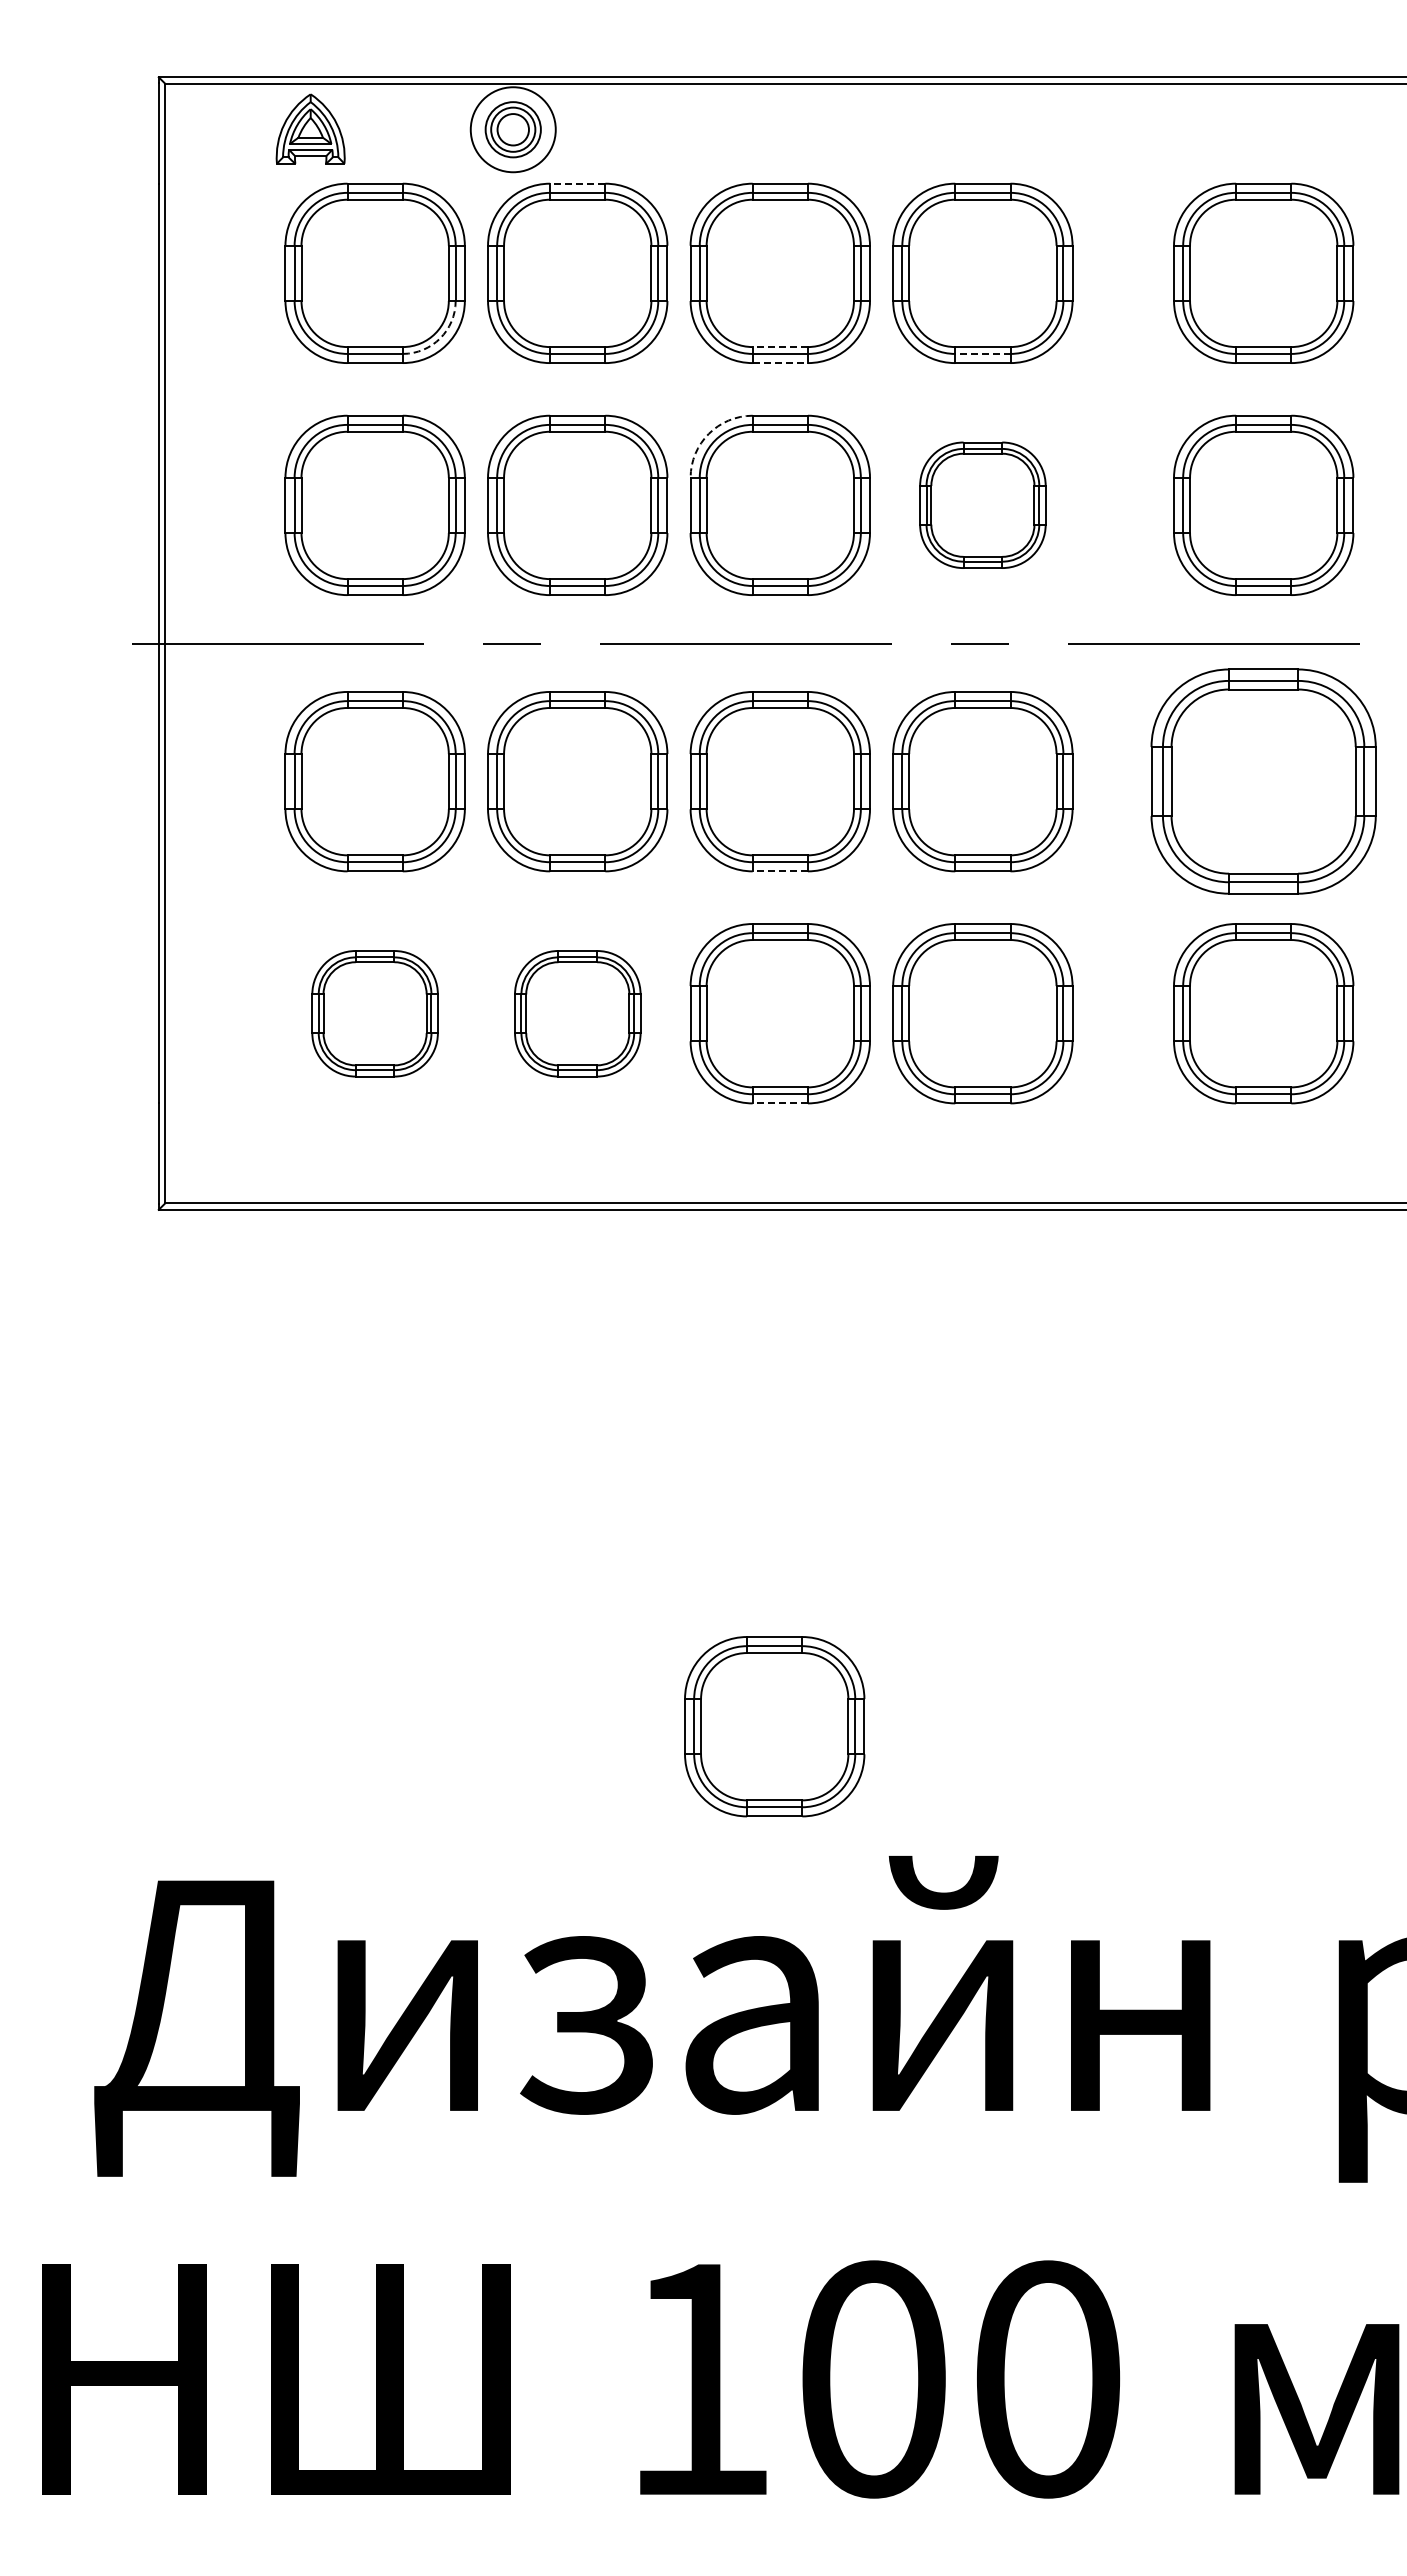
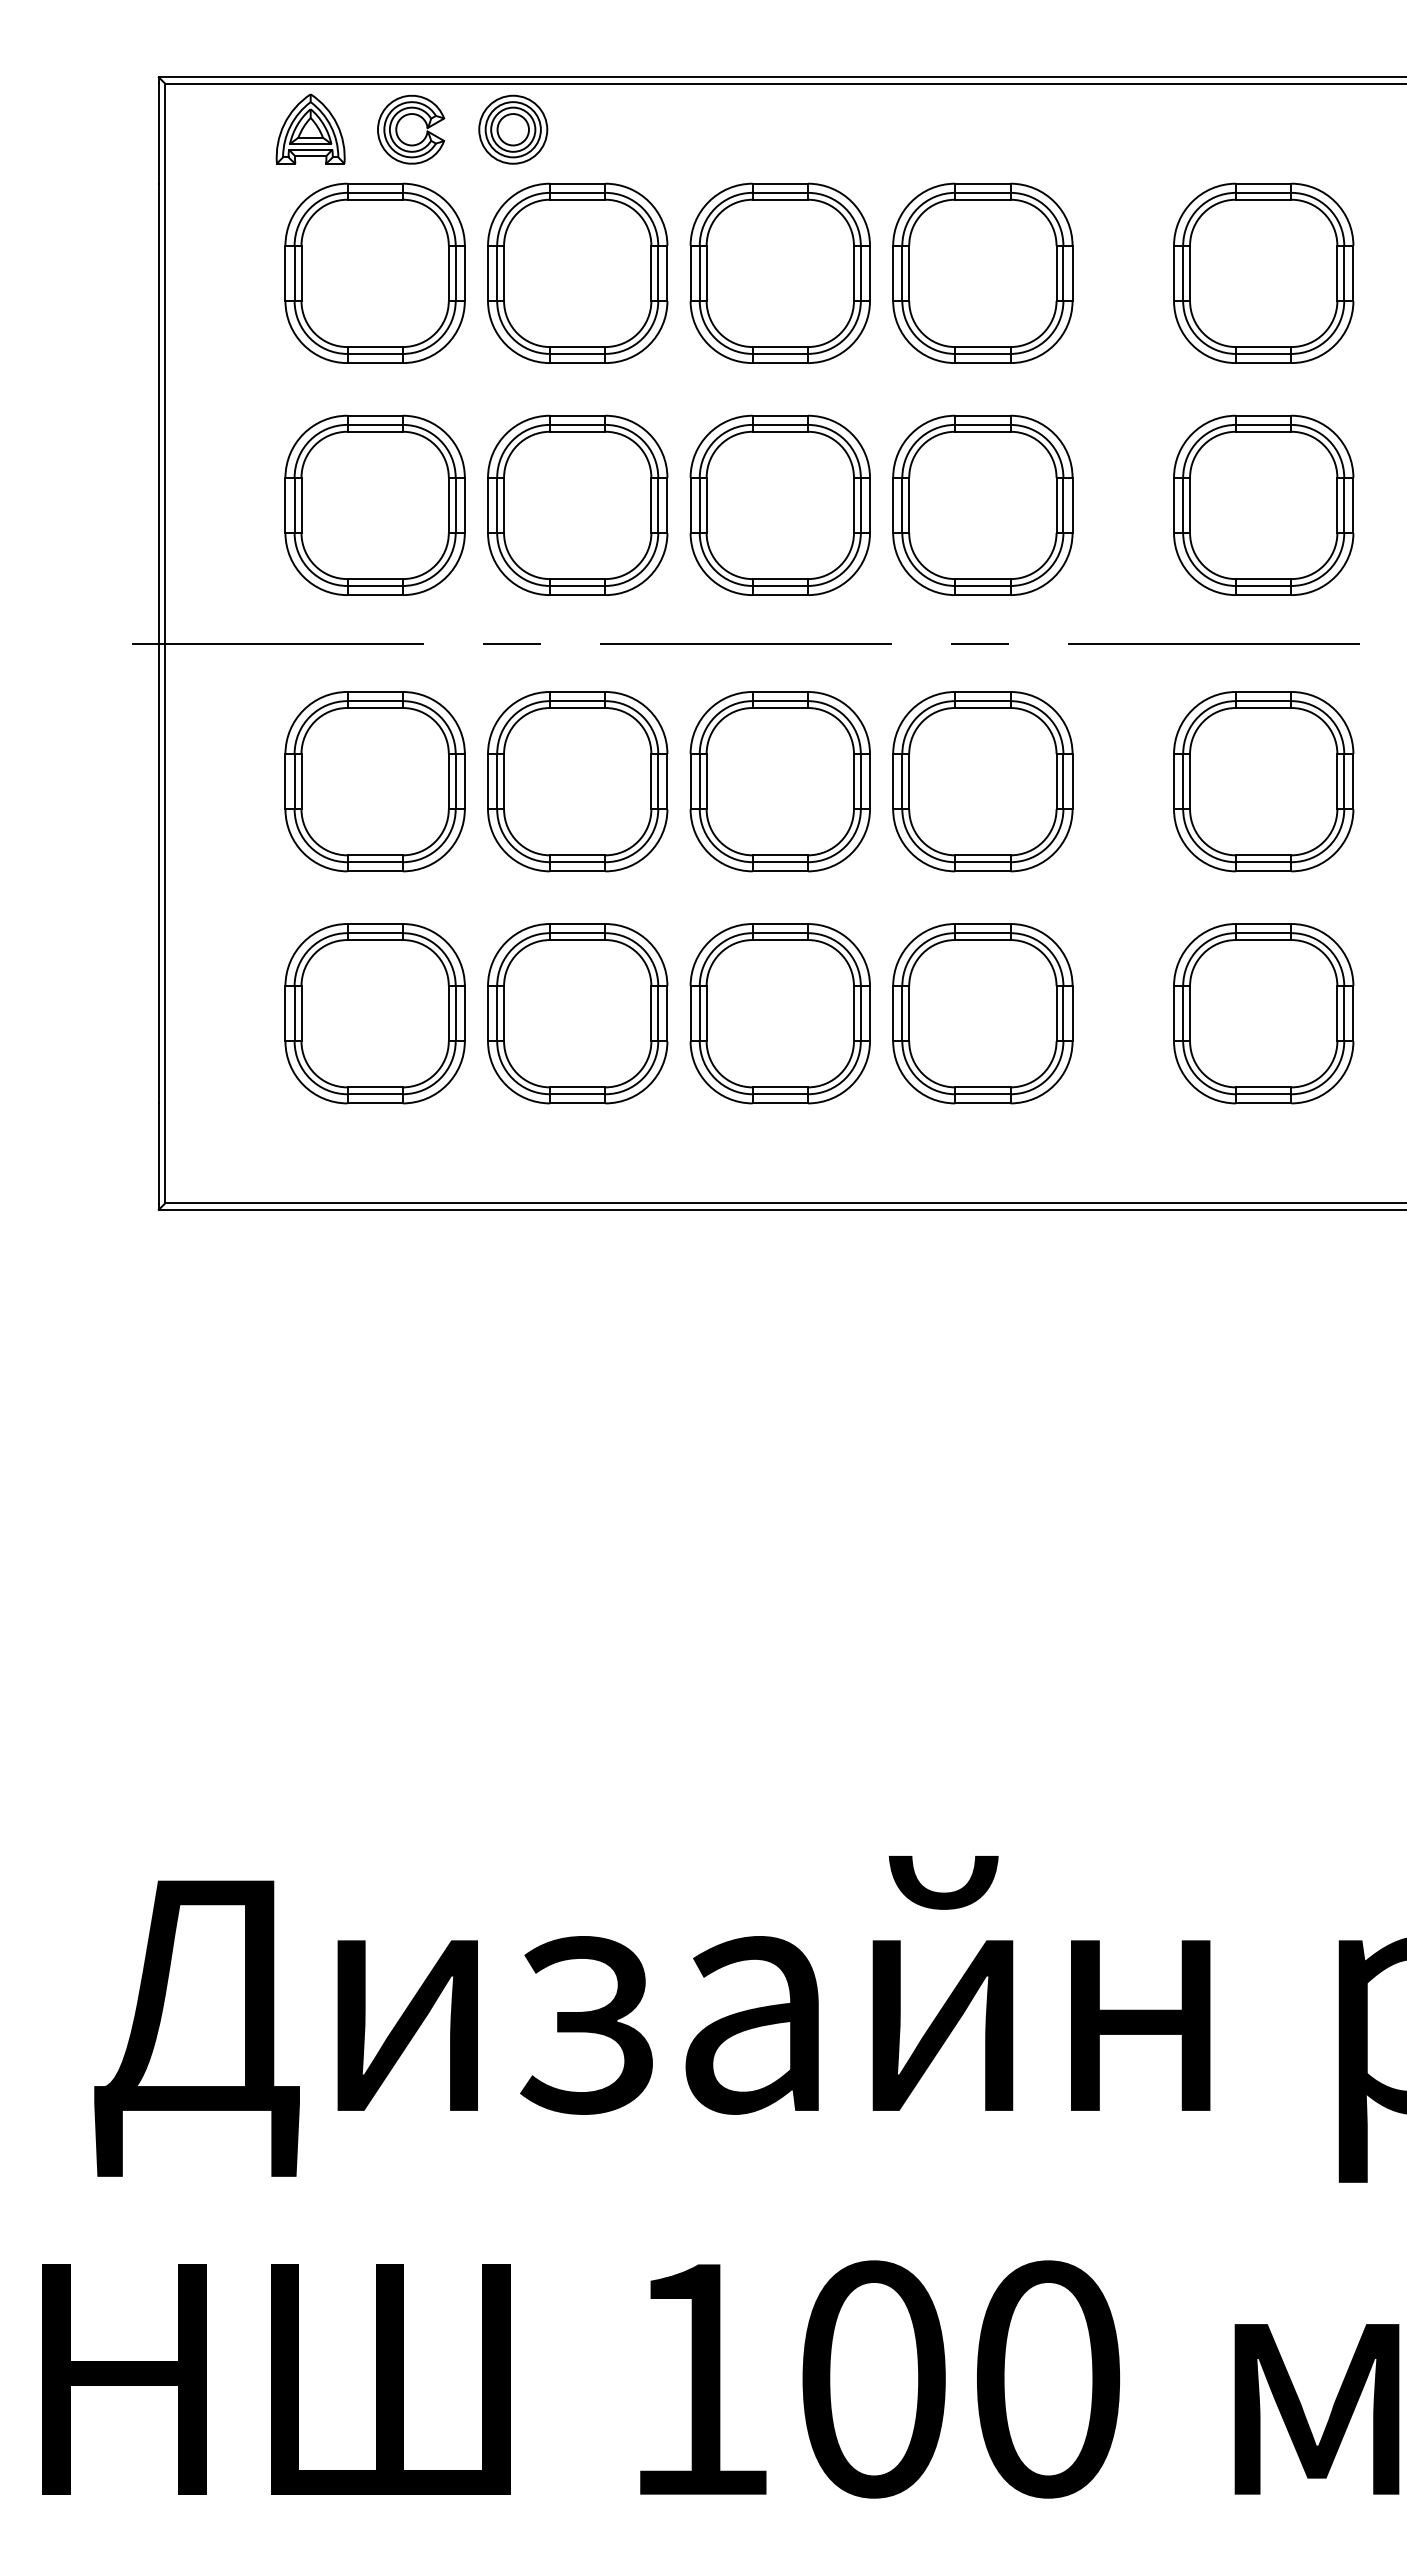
part: none -> present (411, 129)
circle diameter: 85 px -> 68 px (513, 129)
line: dashed -> solid (577, 183)
arc: dashed -> solid (440, 338)
line: dashed -> solid (780, 347)
line: dashed -> solid (982, 353)
line: dashed -> solid (780, 363)
arc: dashed -> solid (708, 433)
part size: 128x128 px -> 182x182 px (982, 504)
part size: 227x227 px -> 182x182 px (1263, 781)
line: dashed -> solid (780, 871)
part size: 128x128 px -> 182x182 px (374, 1013)
part size: 128x128 px -> 182x182 px (577, 1013)
line: dashed -> solid (780, 1103)
part: present -> none (774, 1726)
